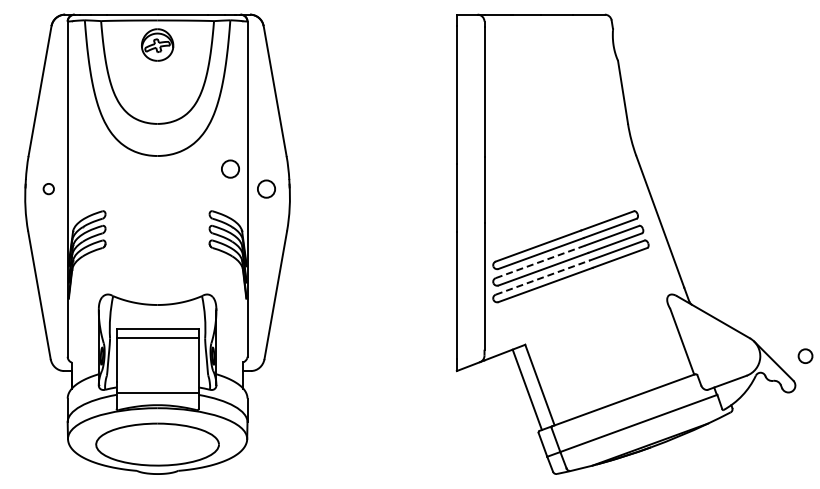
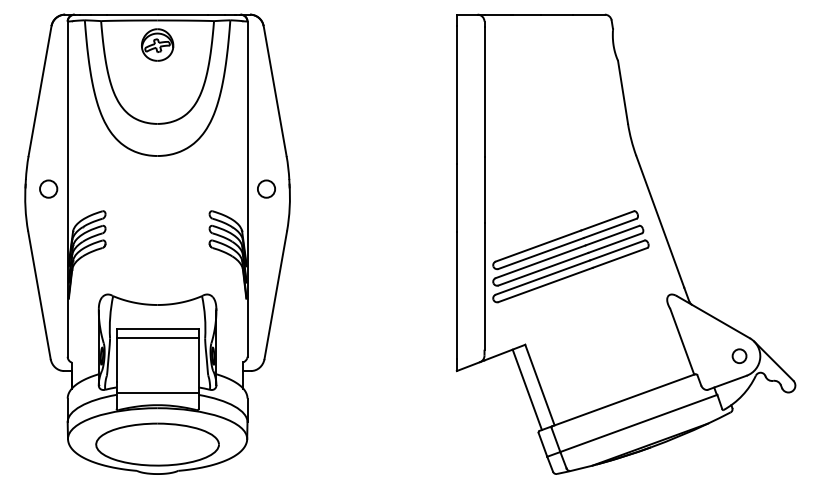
circle: present -> none (230, 168)
circle size: 13x13 px -> 20x20 px (48, 188)
line: dashed -> solid (540, 261)
line: dashed -> solid (543, 277)
circle position: (805, 355) -> (739, 355) (739, 355)
